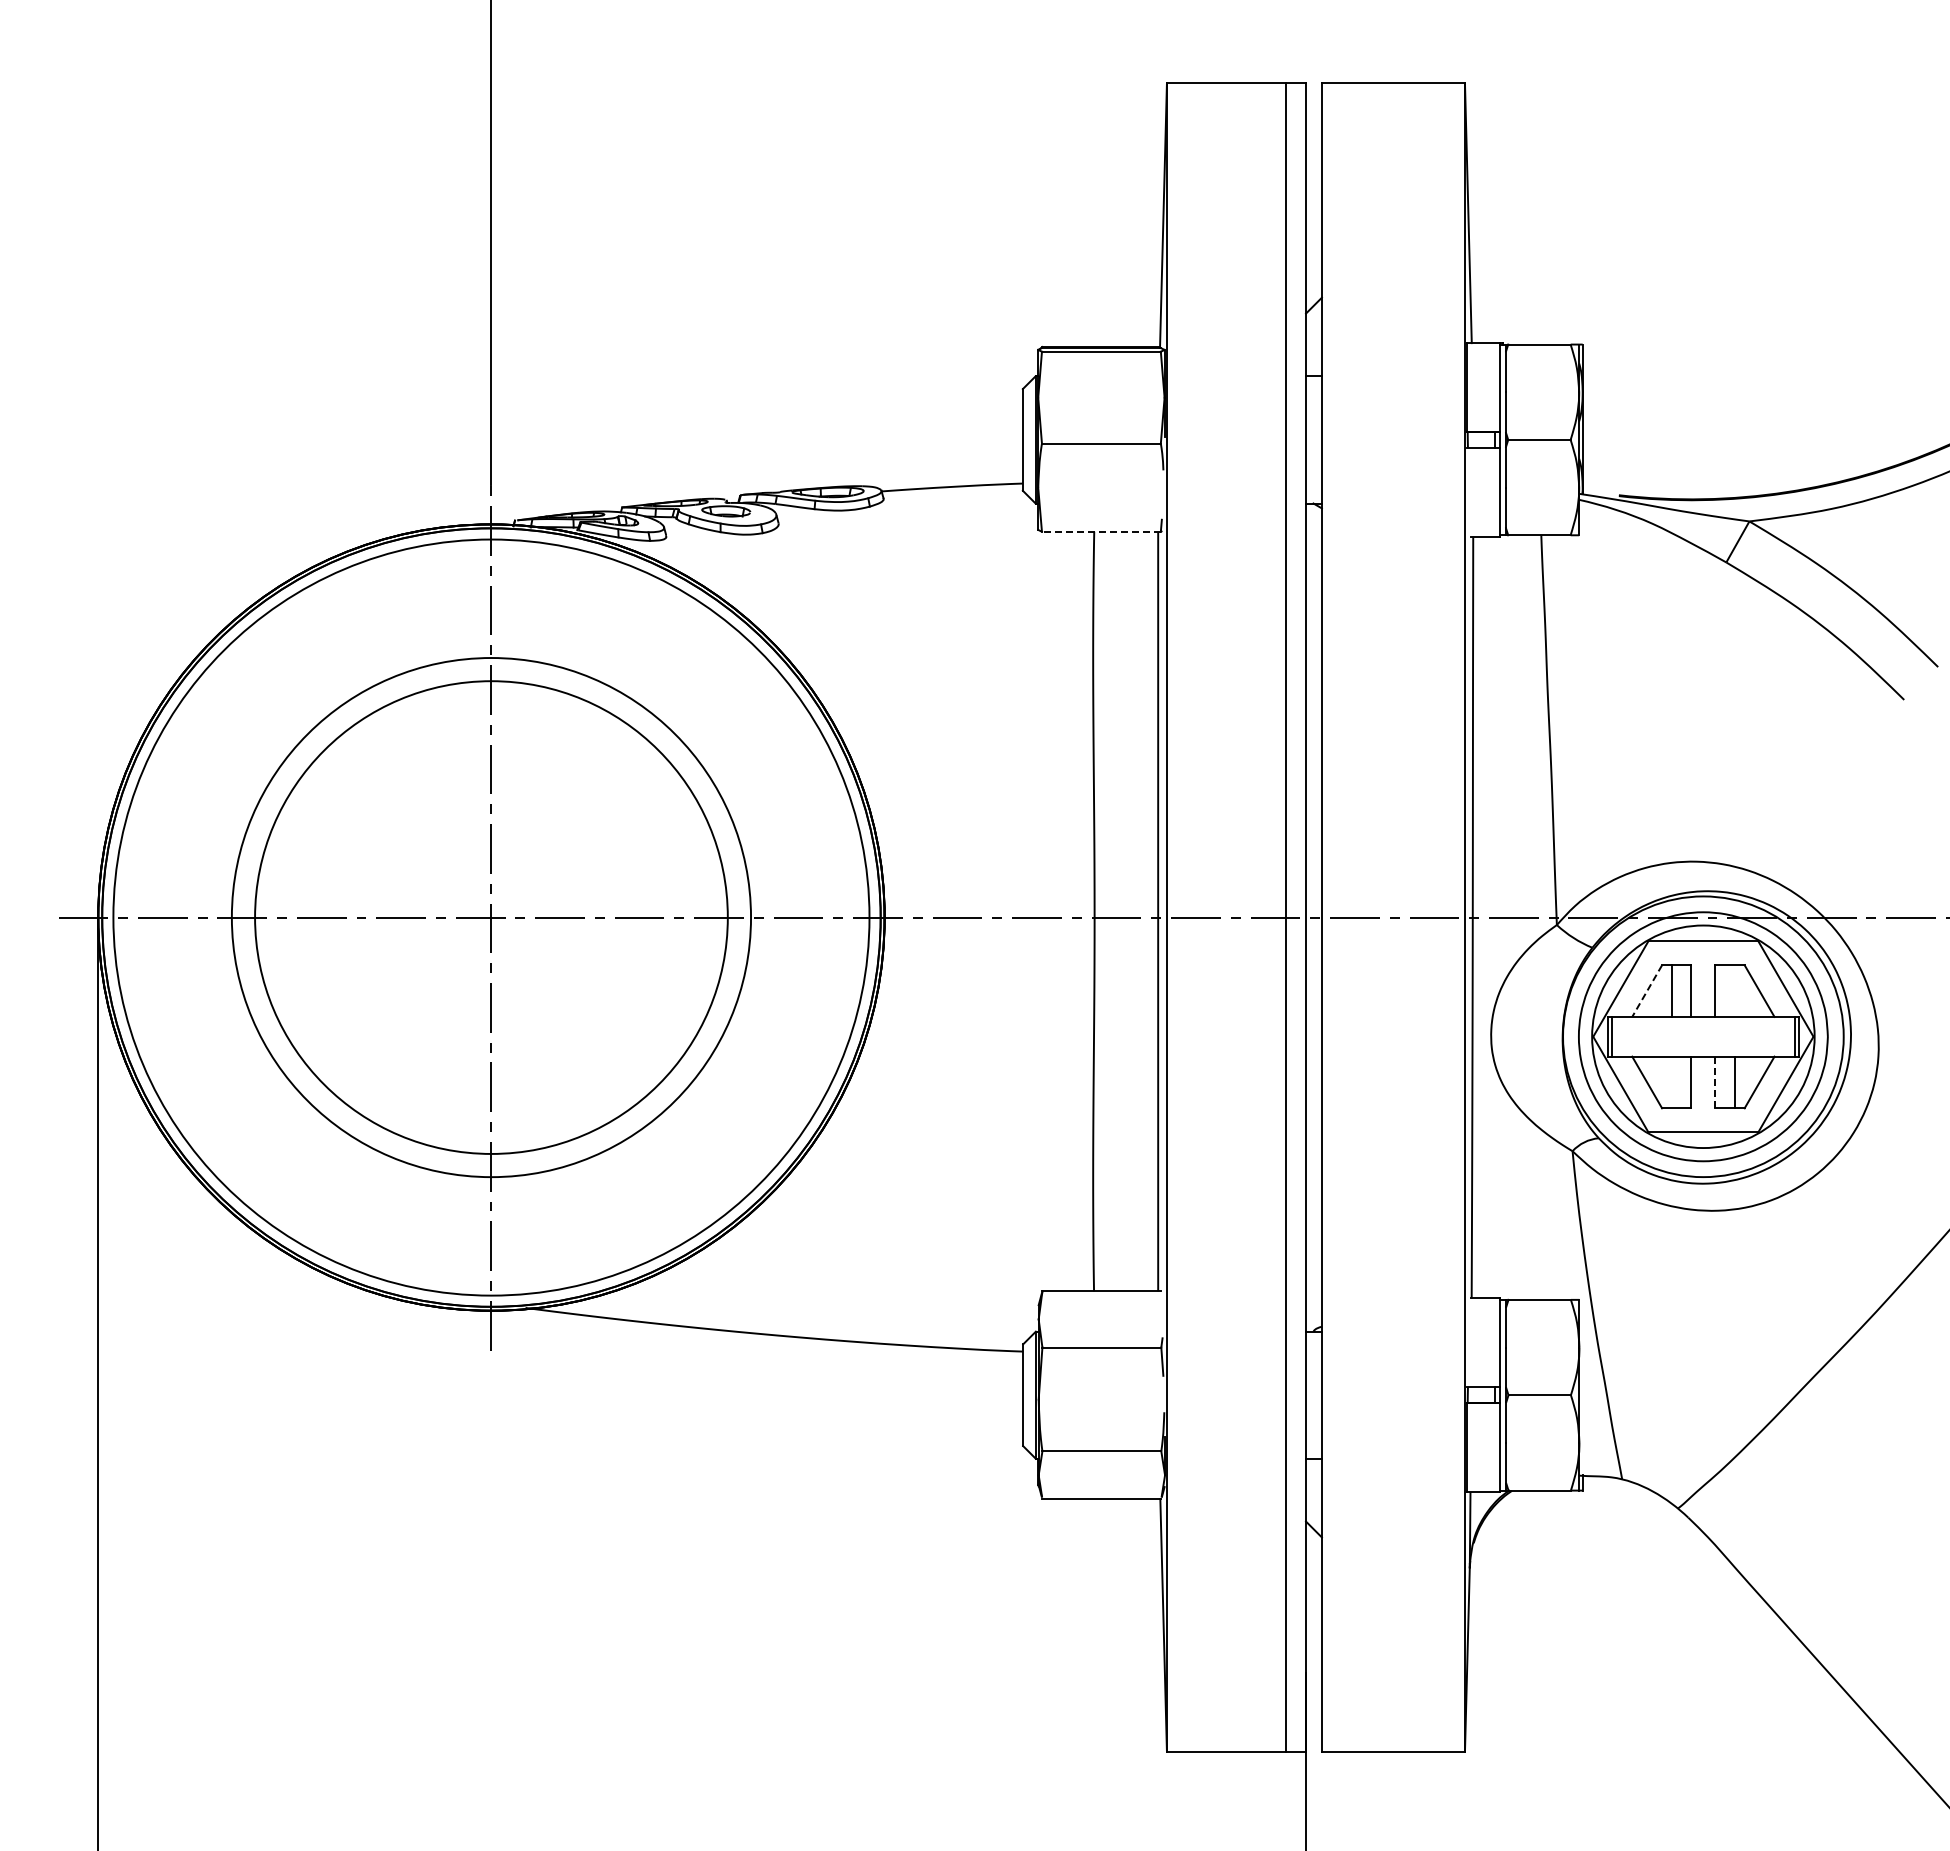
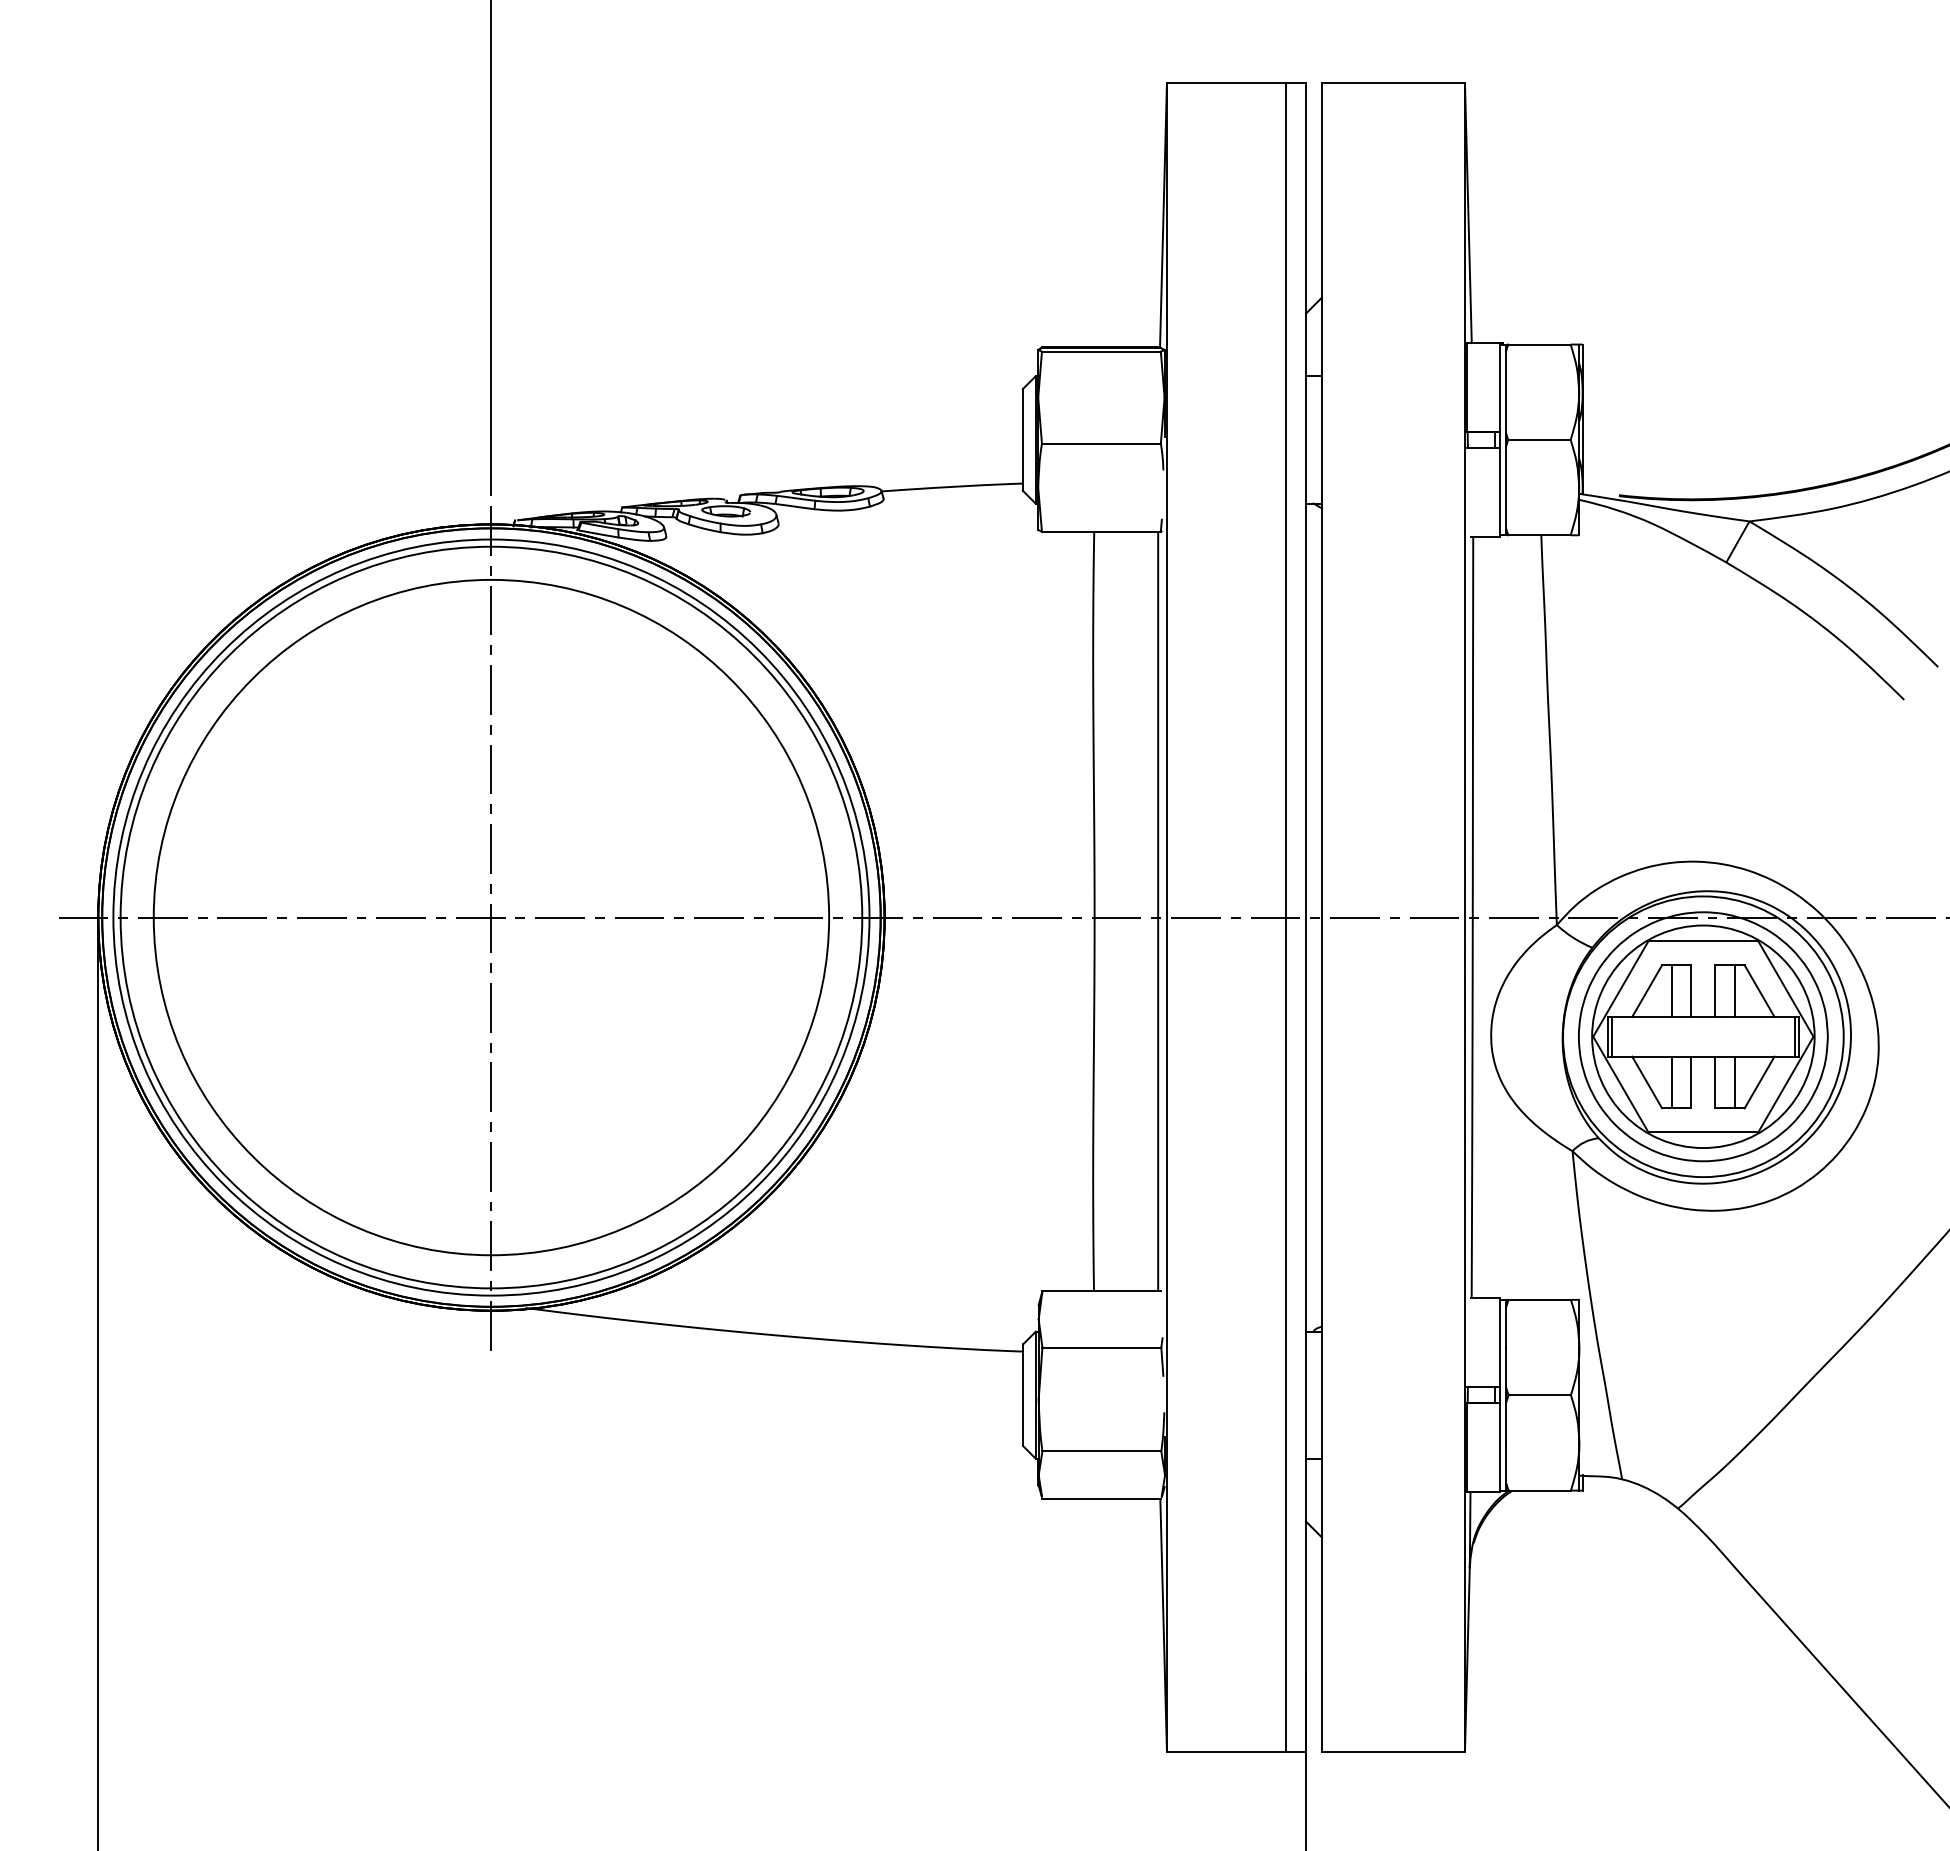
line: dashed -> solid (1100, 531)
circle diameter: 473 px -> 675 px (491, 917)
circle diameter: 519 px -> 742 px (491, 917)
line: none -> present (1735, 990)
line: dashed -> solid (1647, 991)
line: none -> present (1671, 1082)
line: dashed -> solid (1715, 1082)
